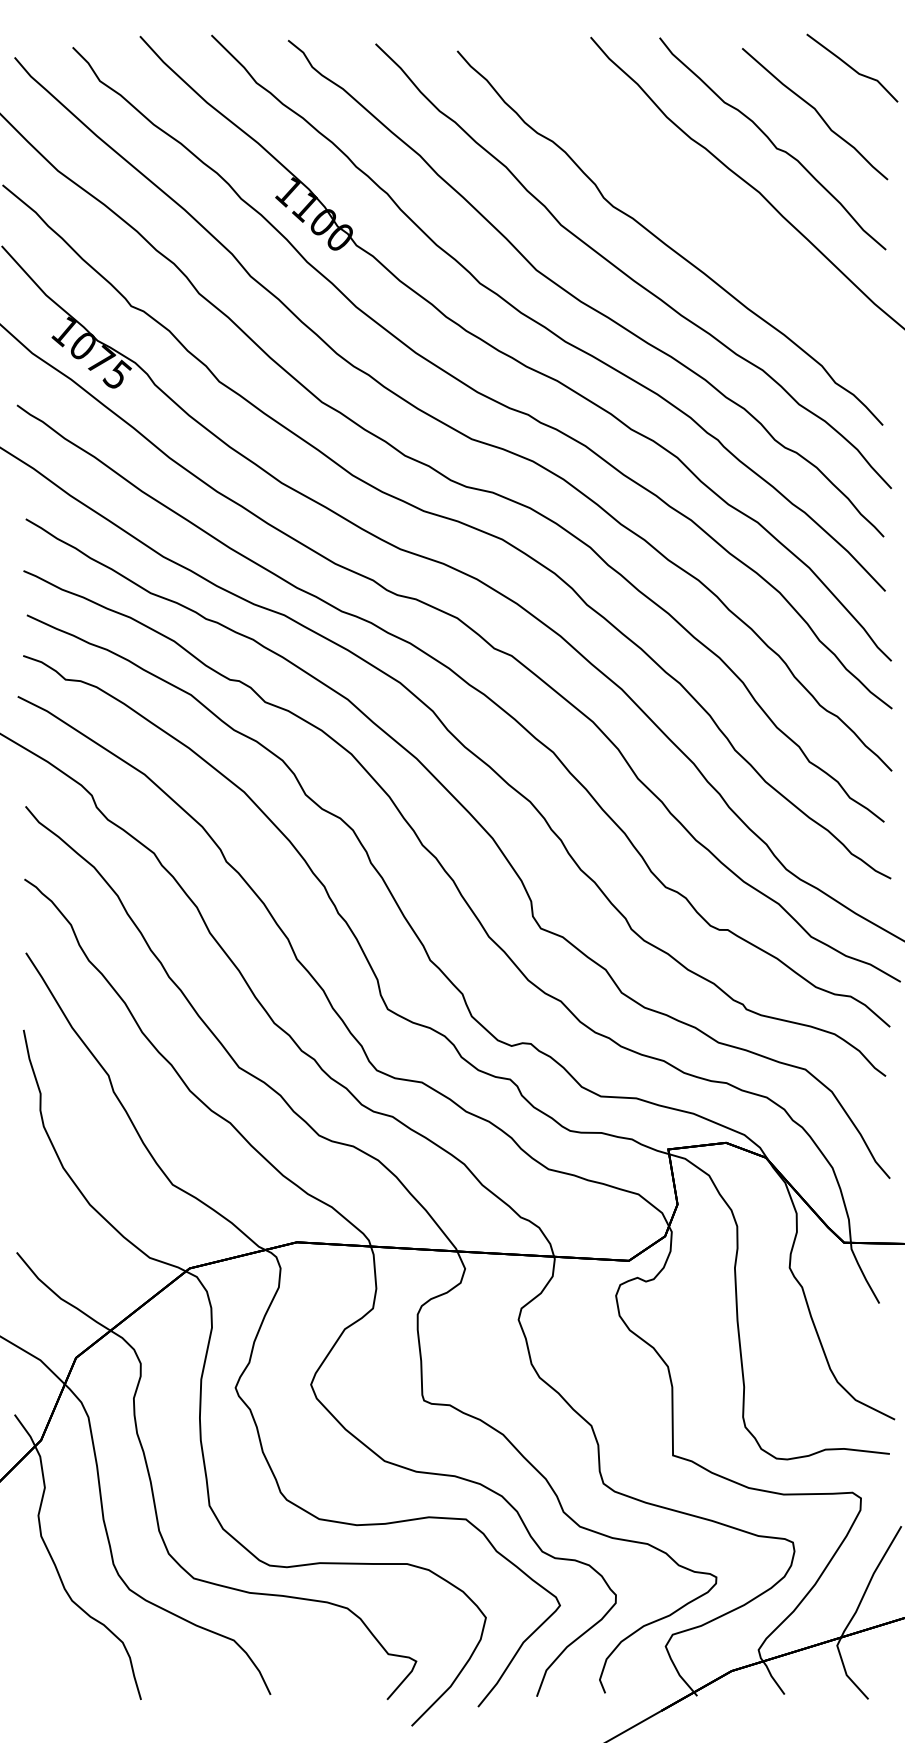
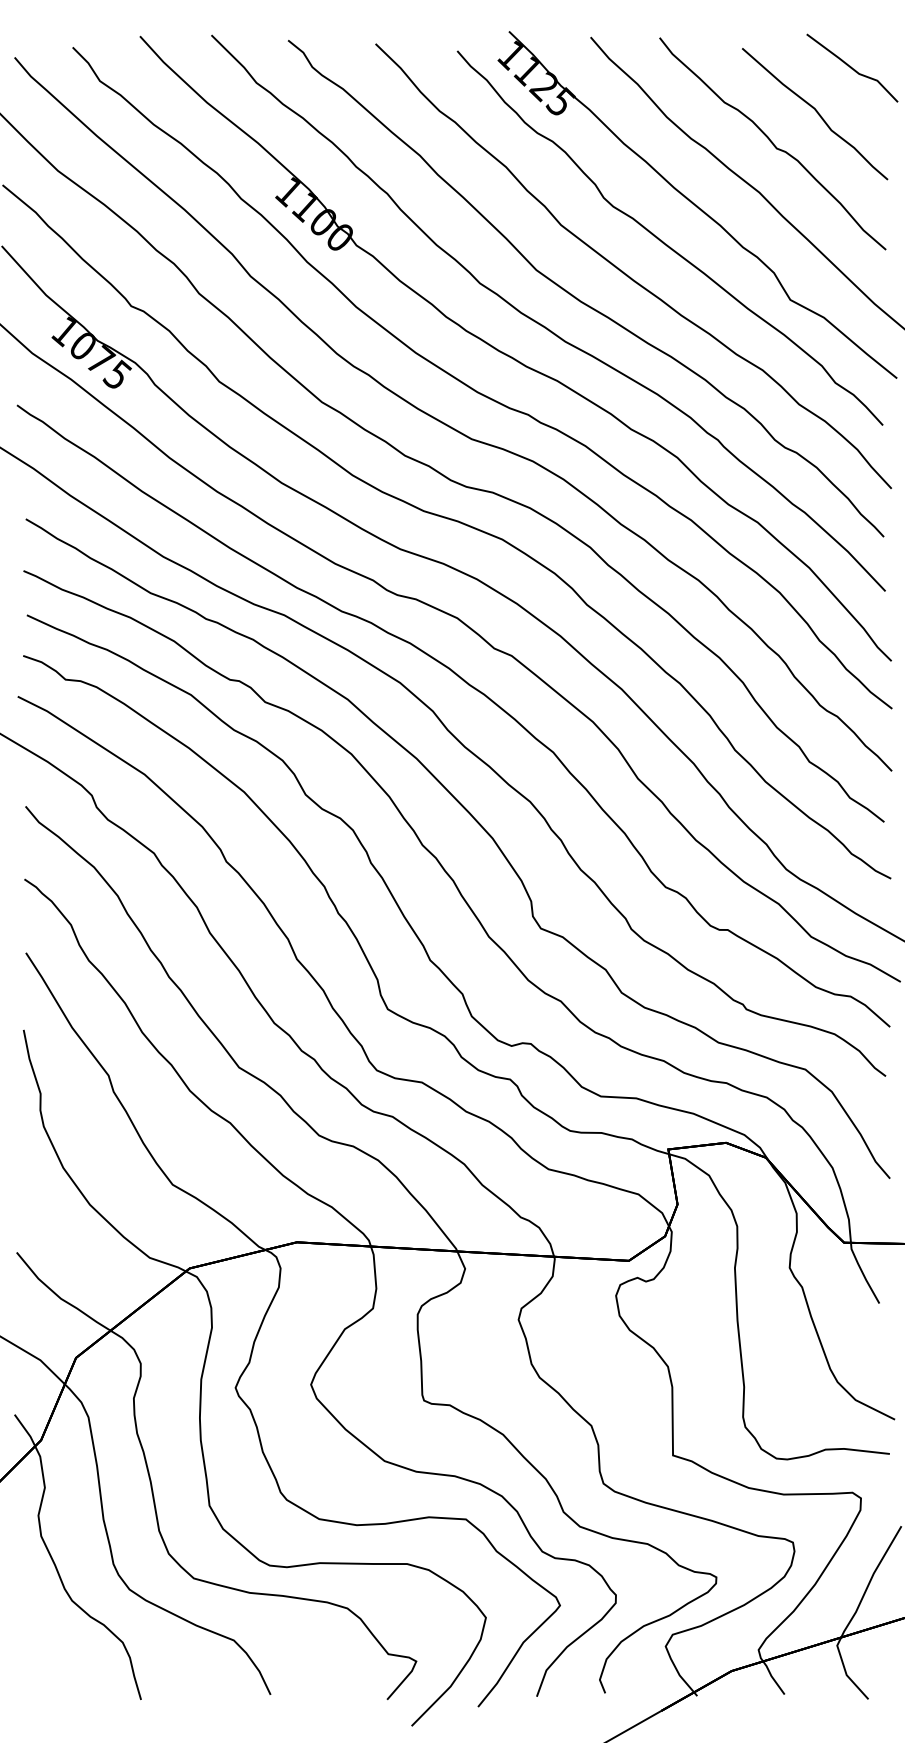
part: none -> present (697, 204)
